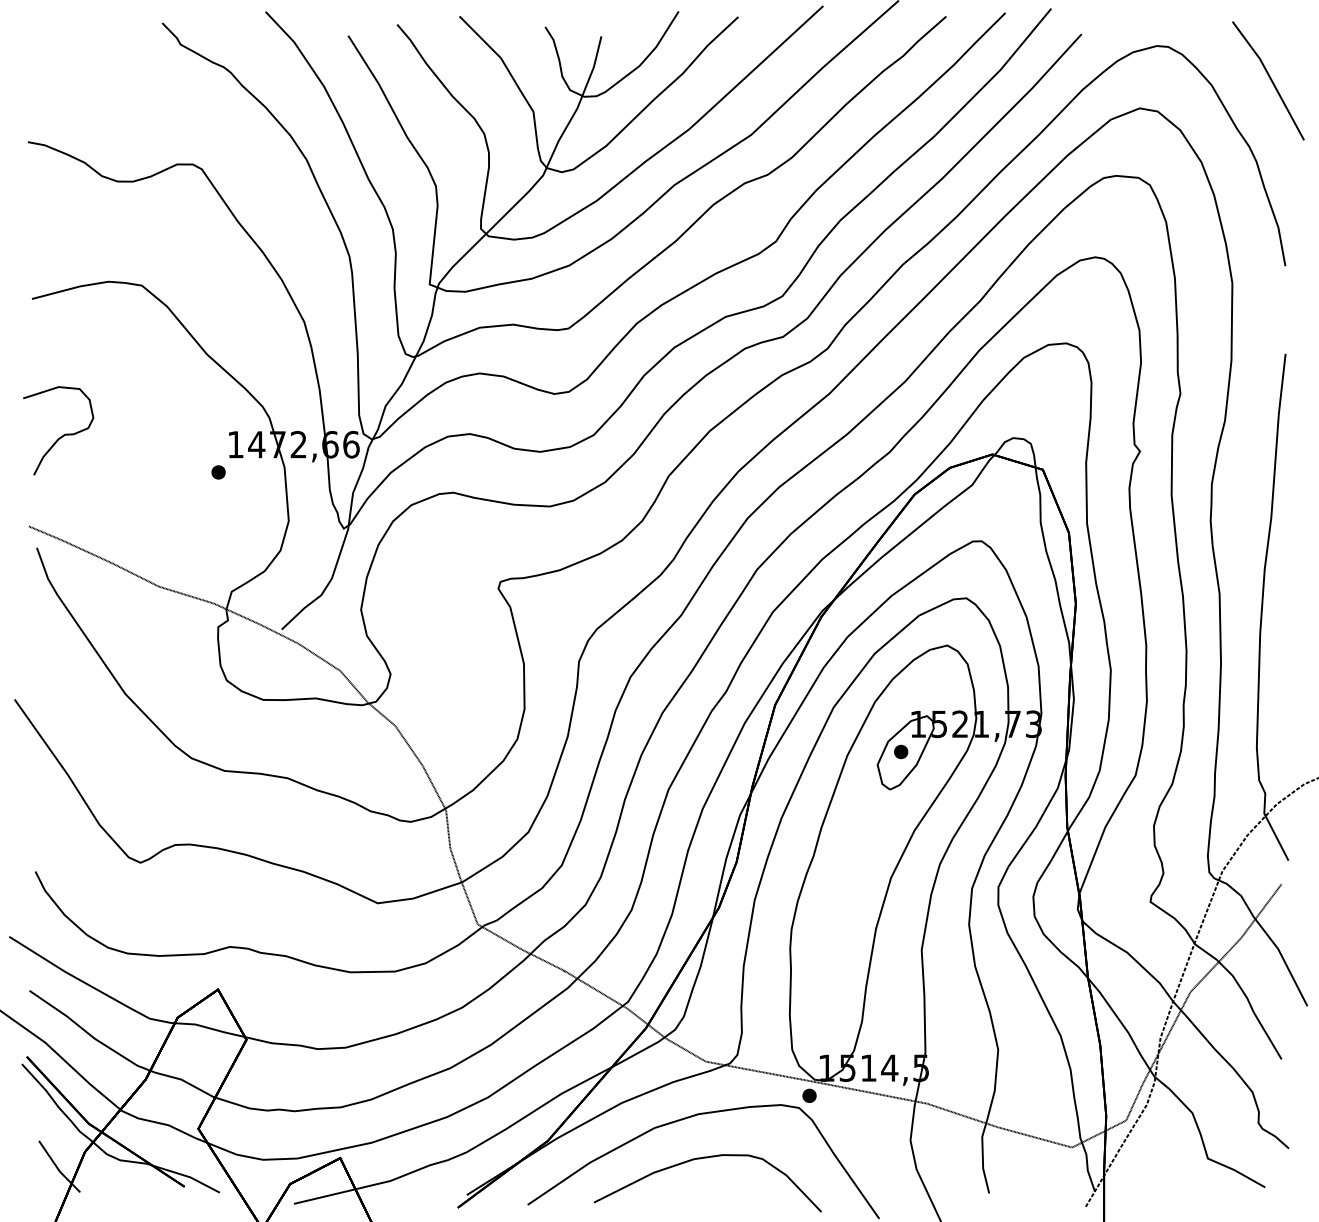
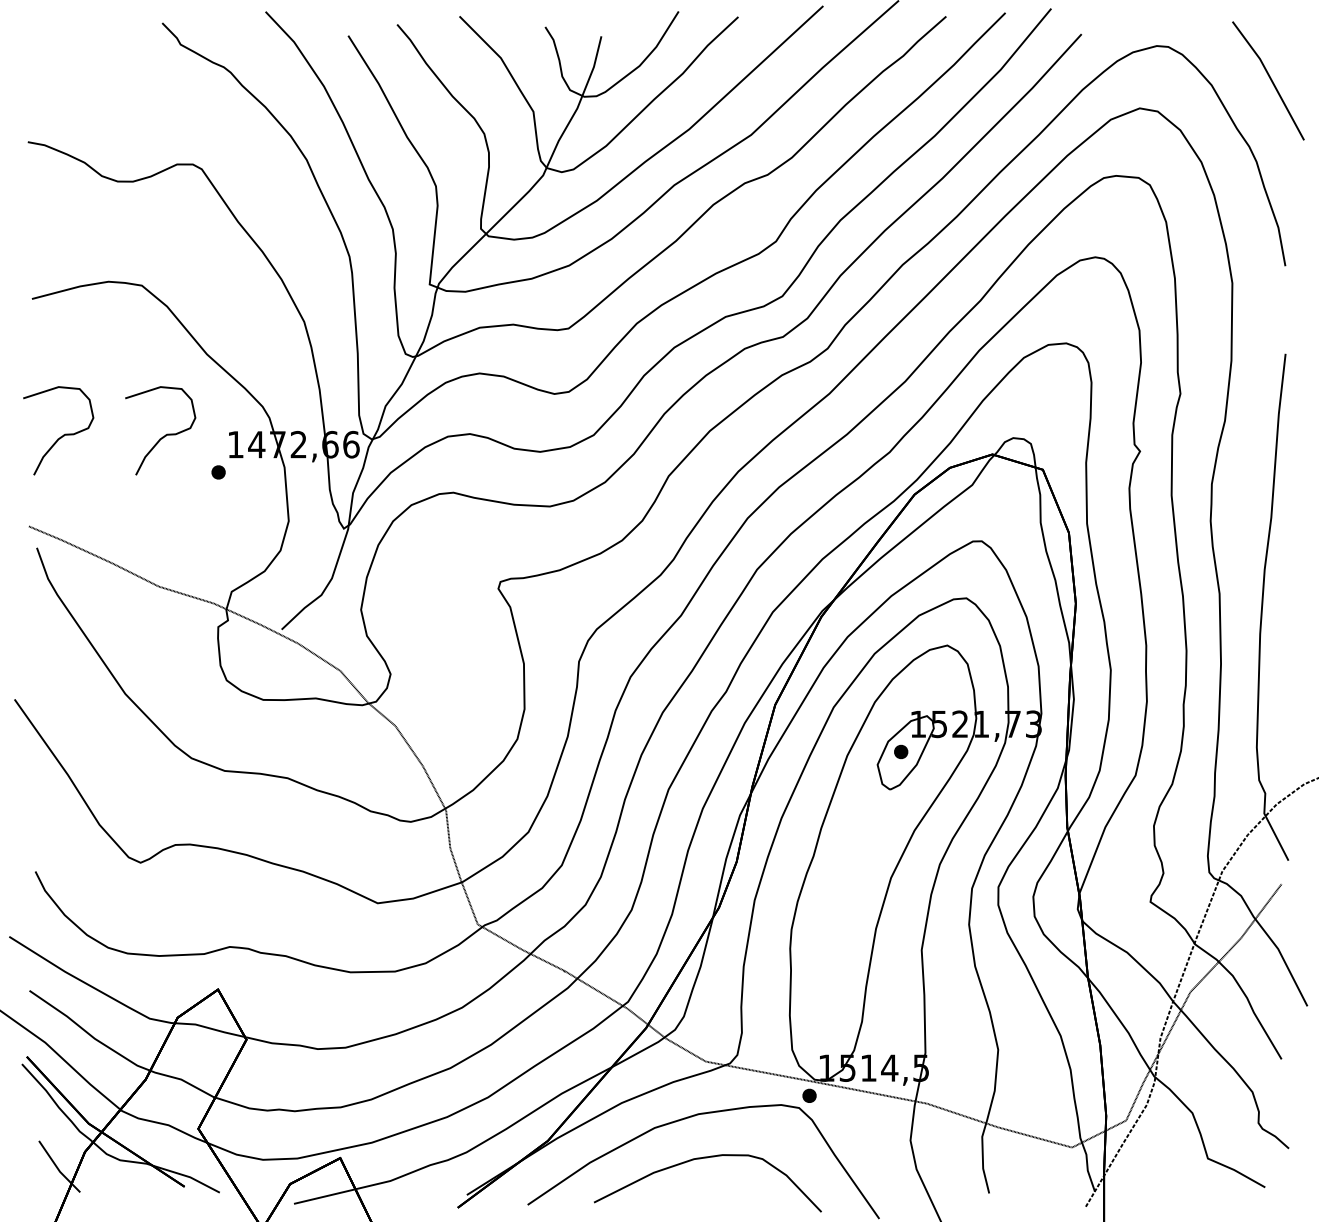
curve: none -> present (162, 436)
